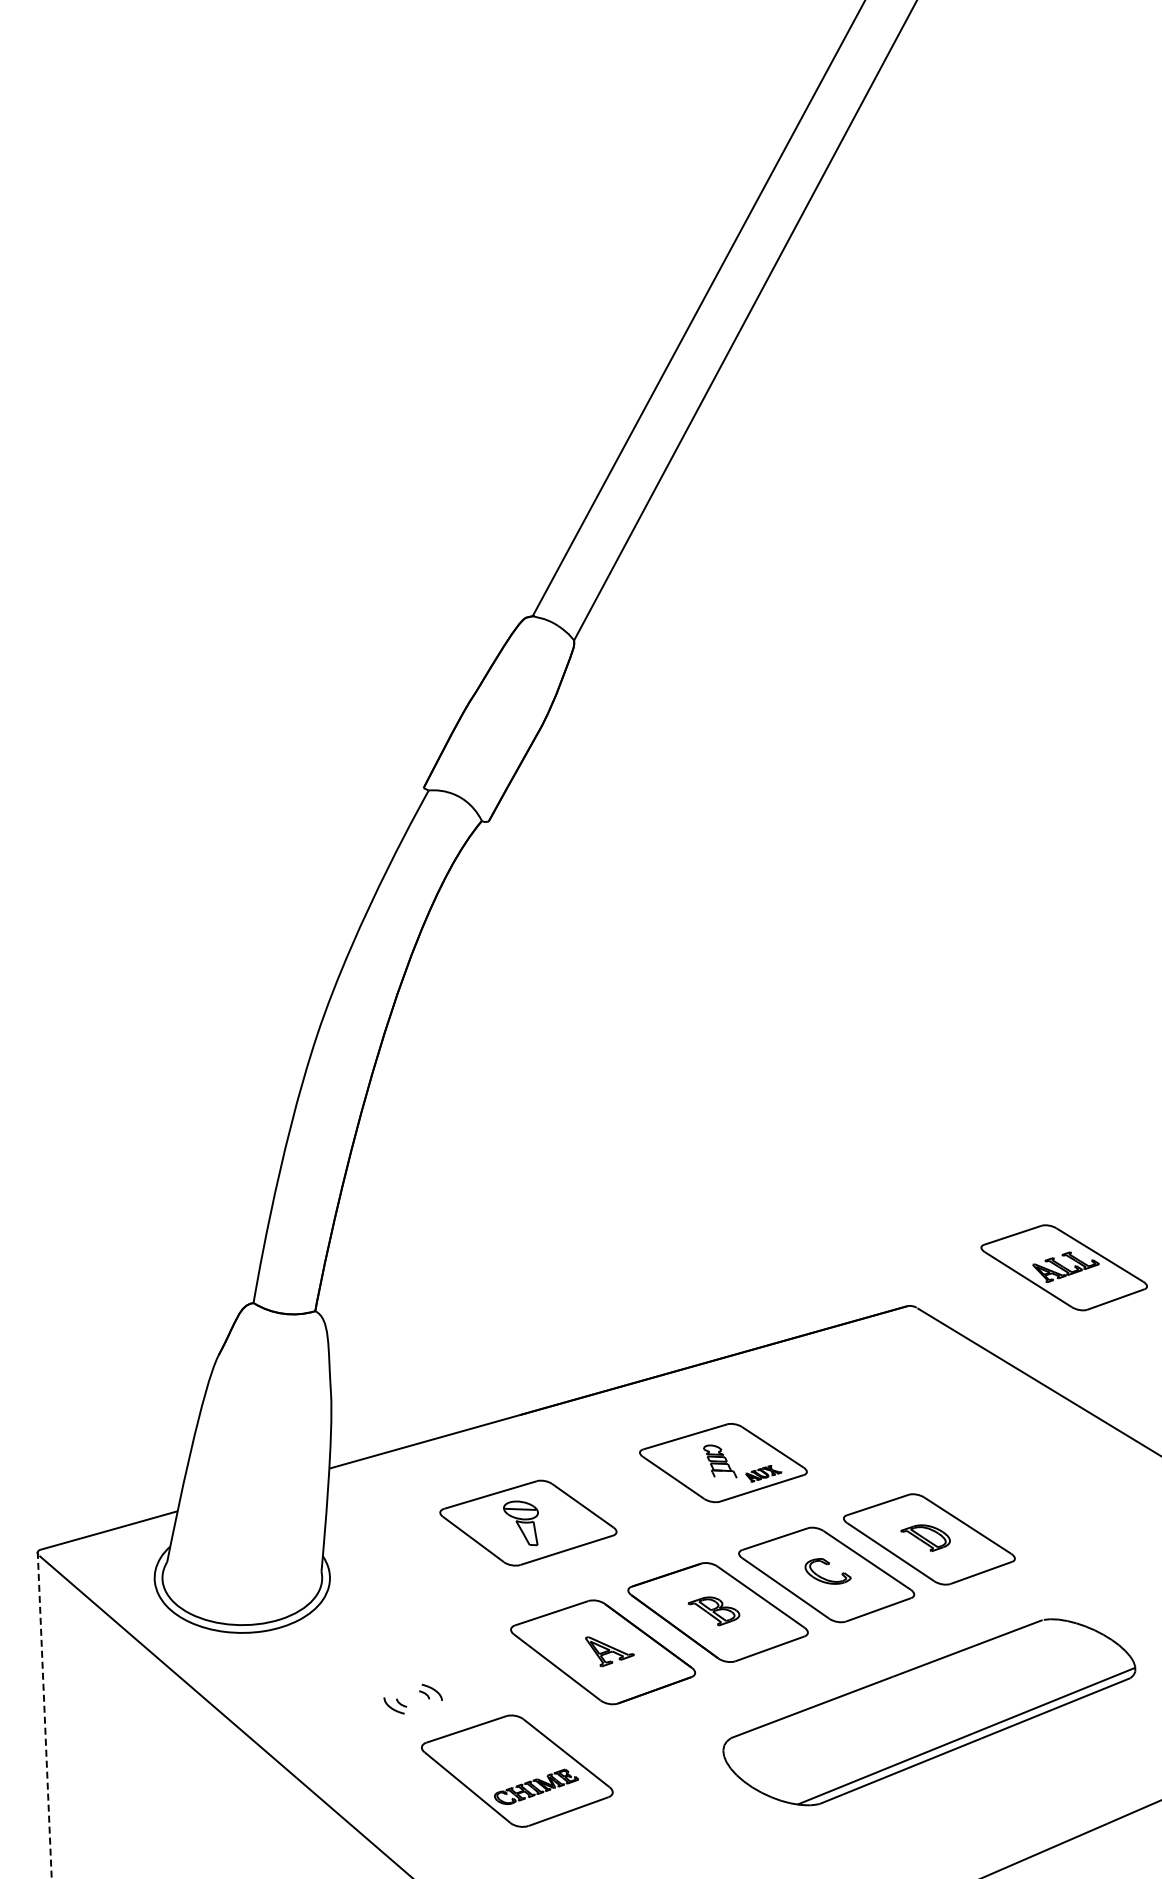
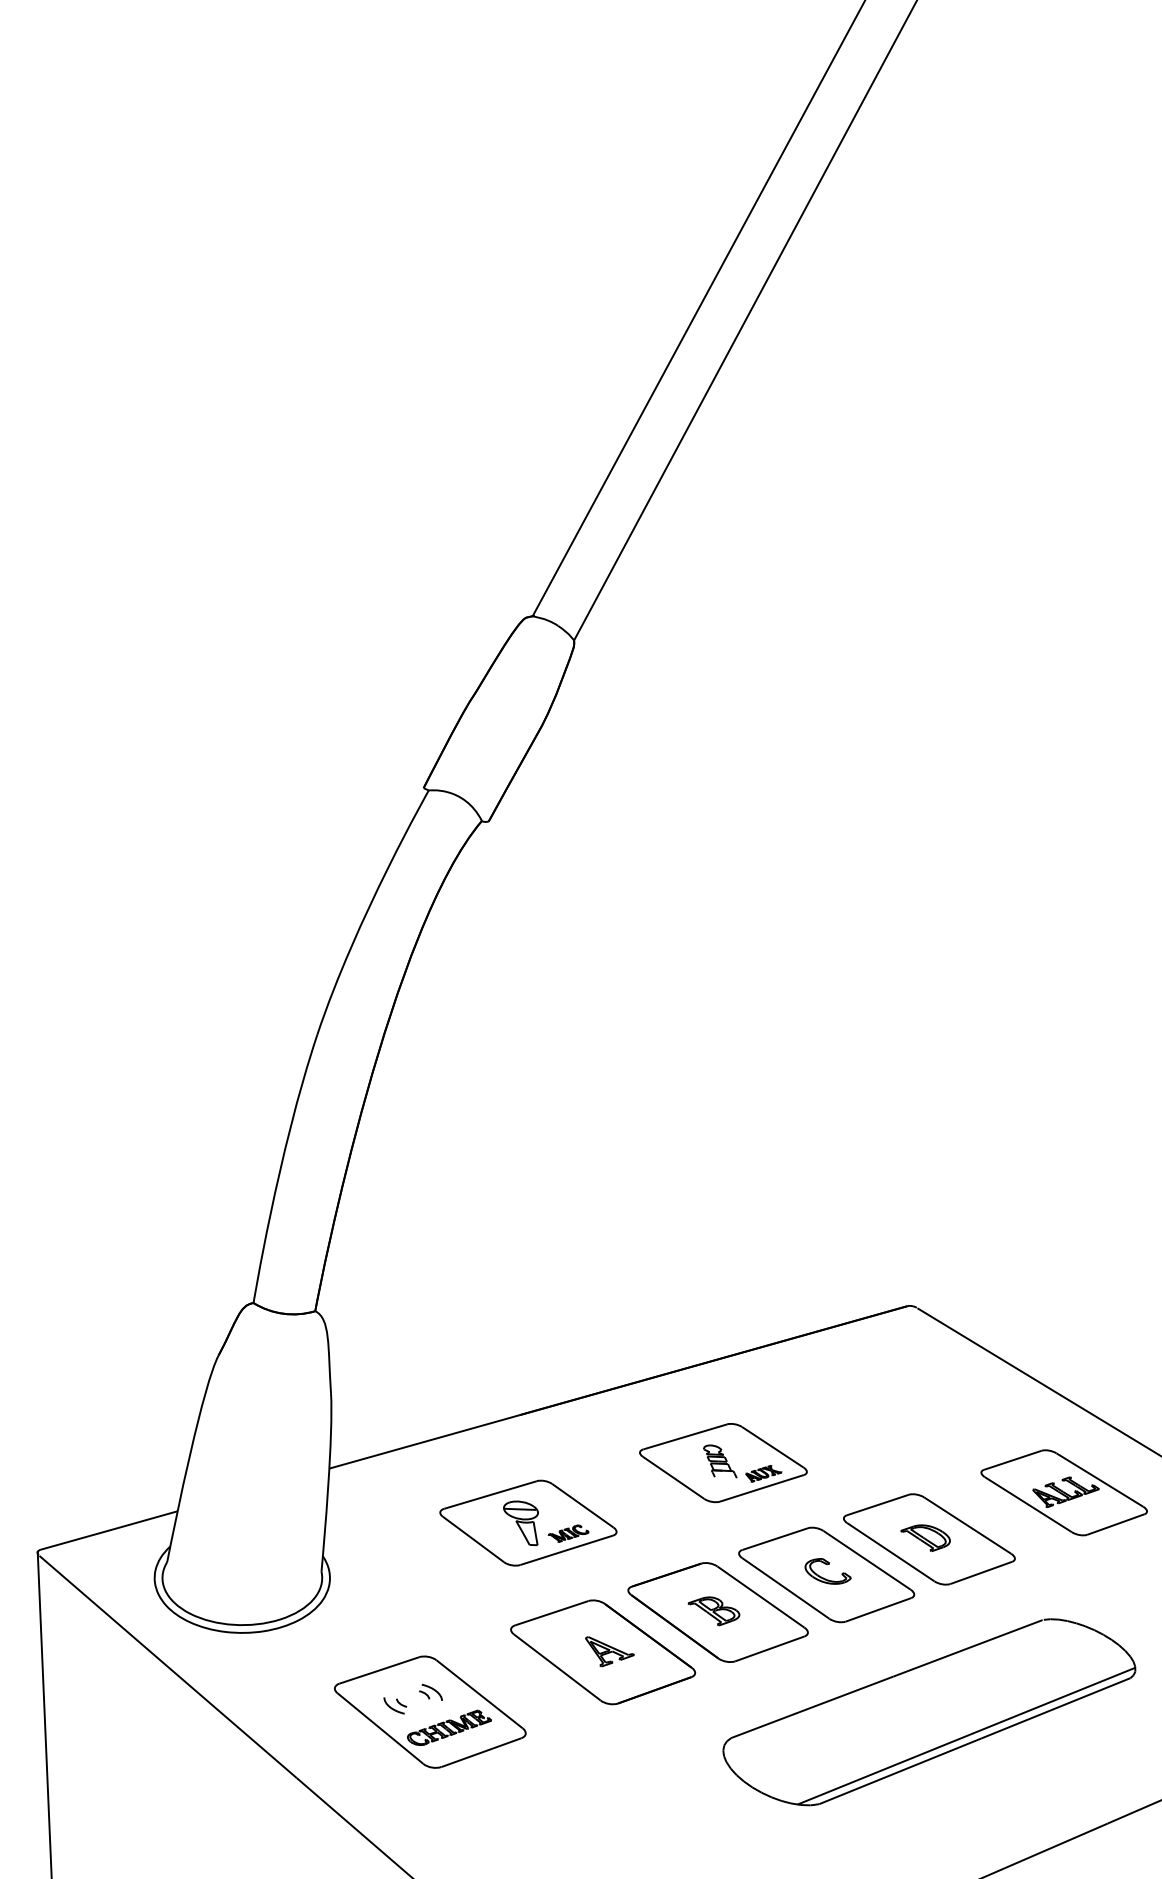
part position: (1063, 1267) -> (1063, 1492) (1063, 1492)
part: none -> present (568, 1533)
line: dashed -> solid (44, 1715)
part position: (517, 1770) -> (430, 1711) (430, 1711)
